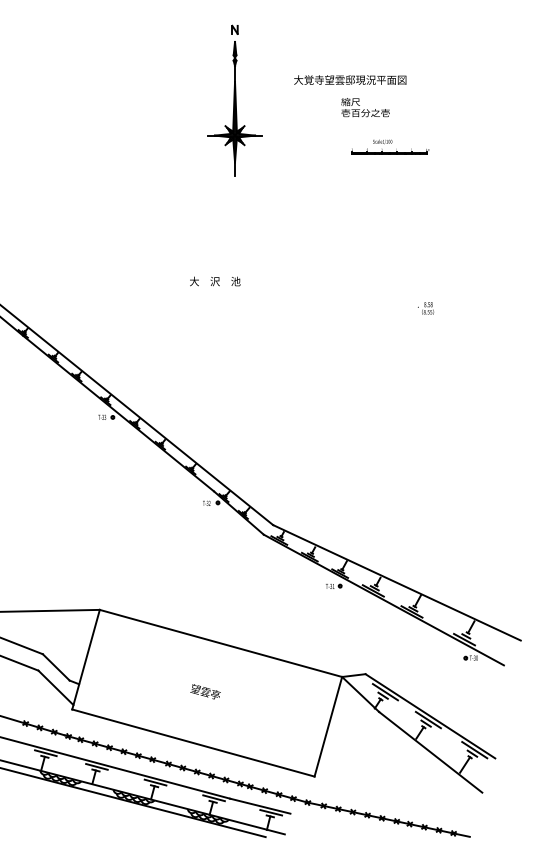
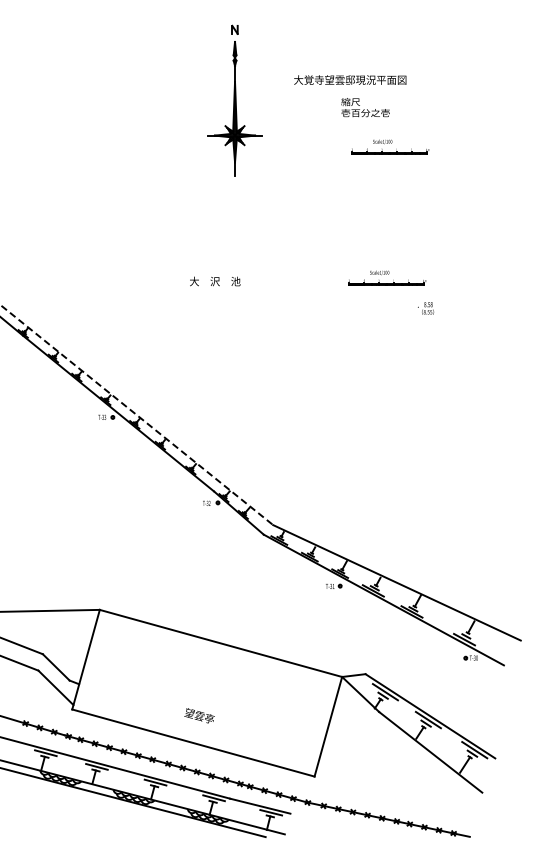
part: none -> present (387, 277)
line: solid -> dashed (137, 415)
text position: (205, 691) -> (199, 715) (199, 715)
